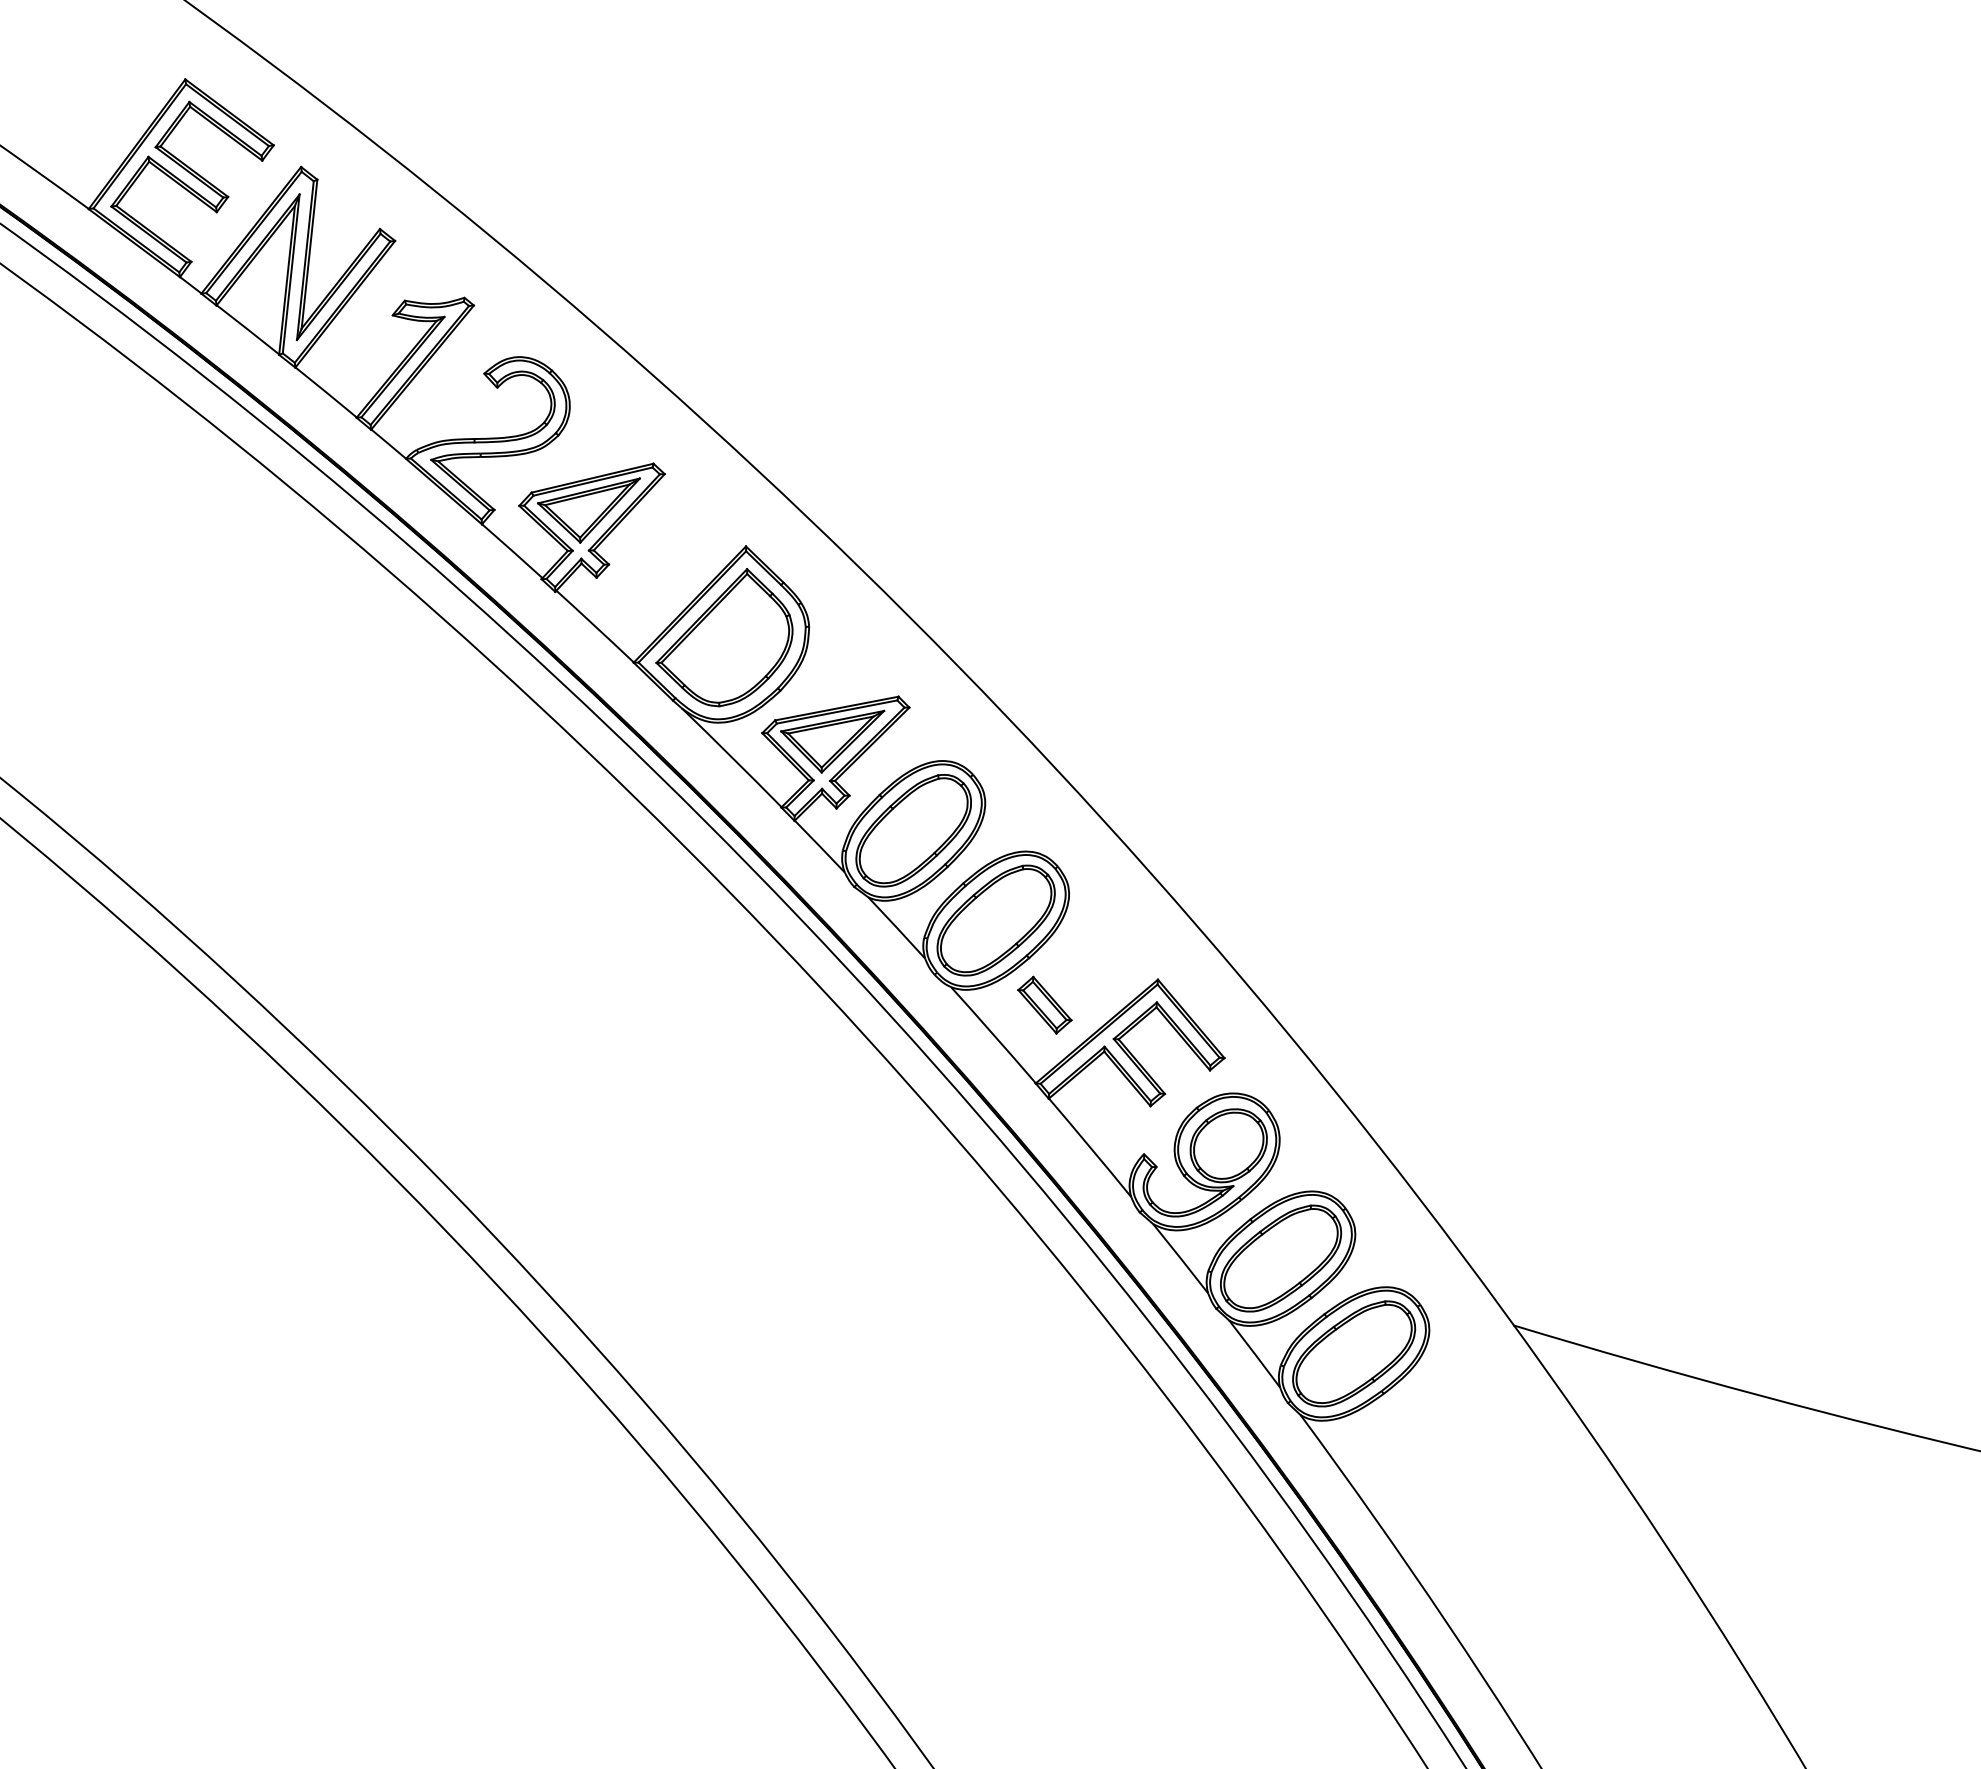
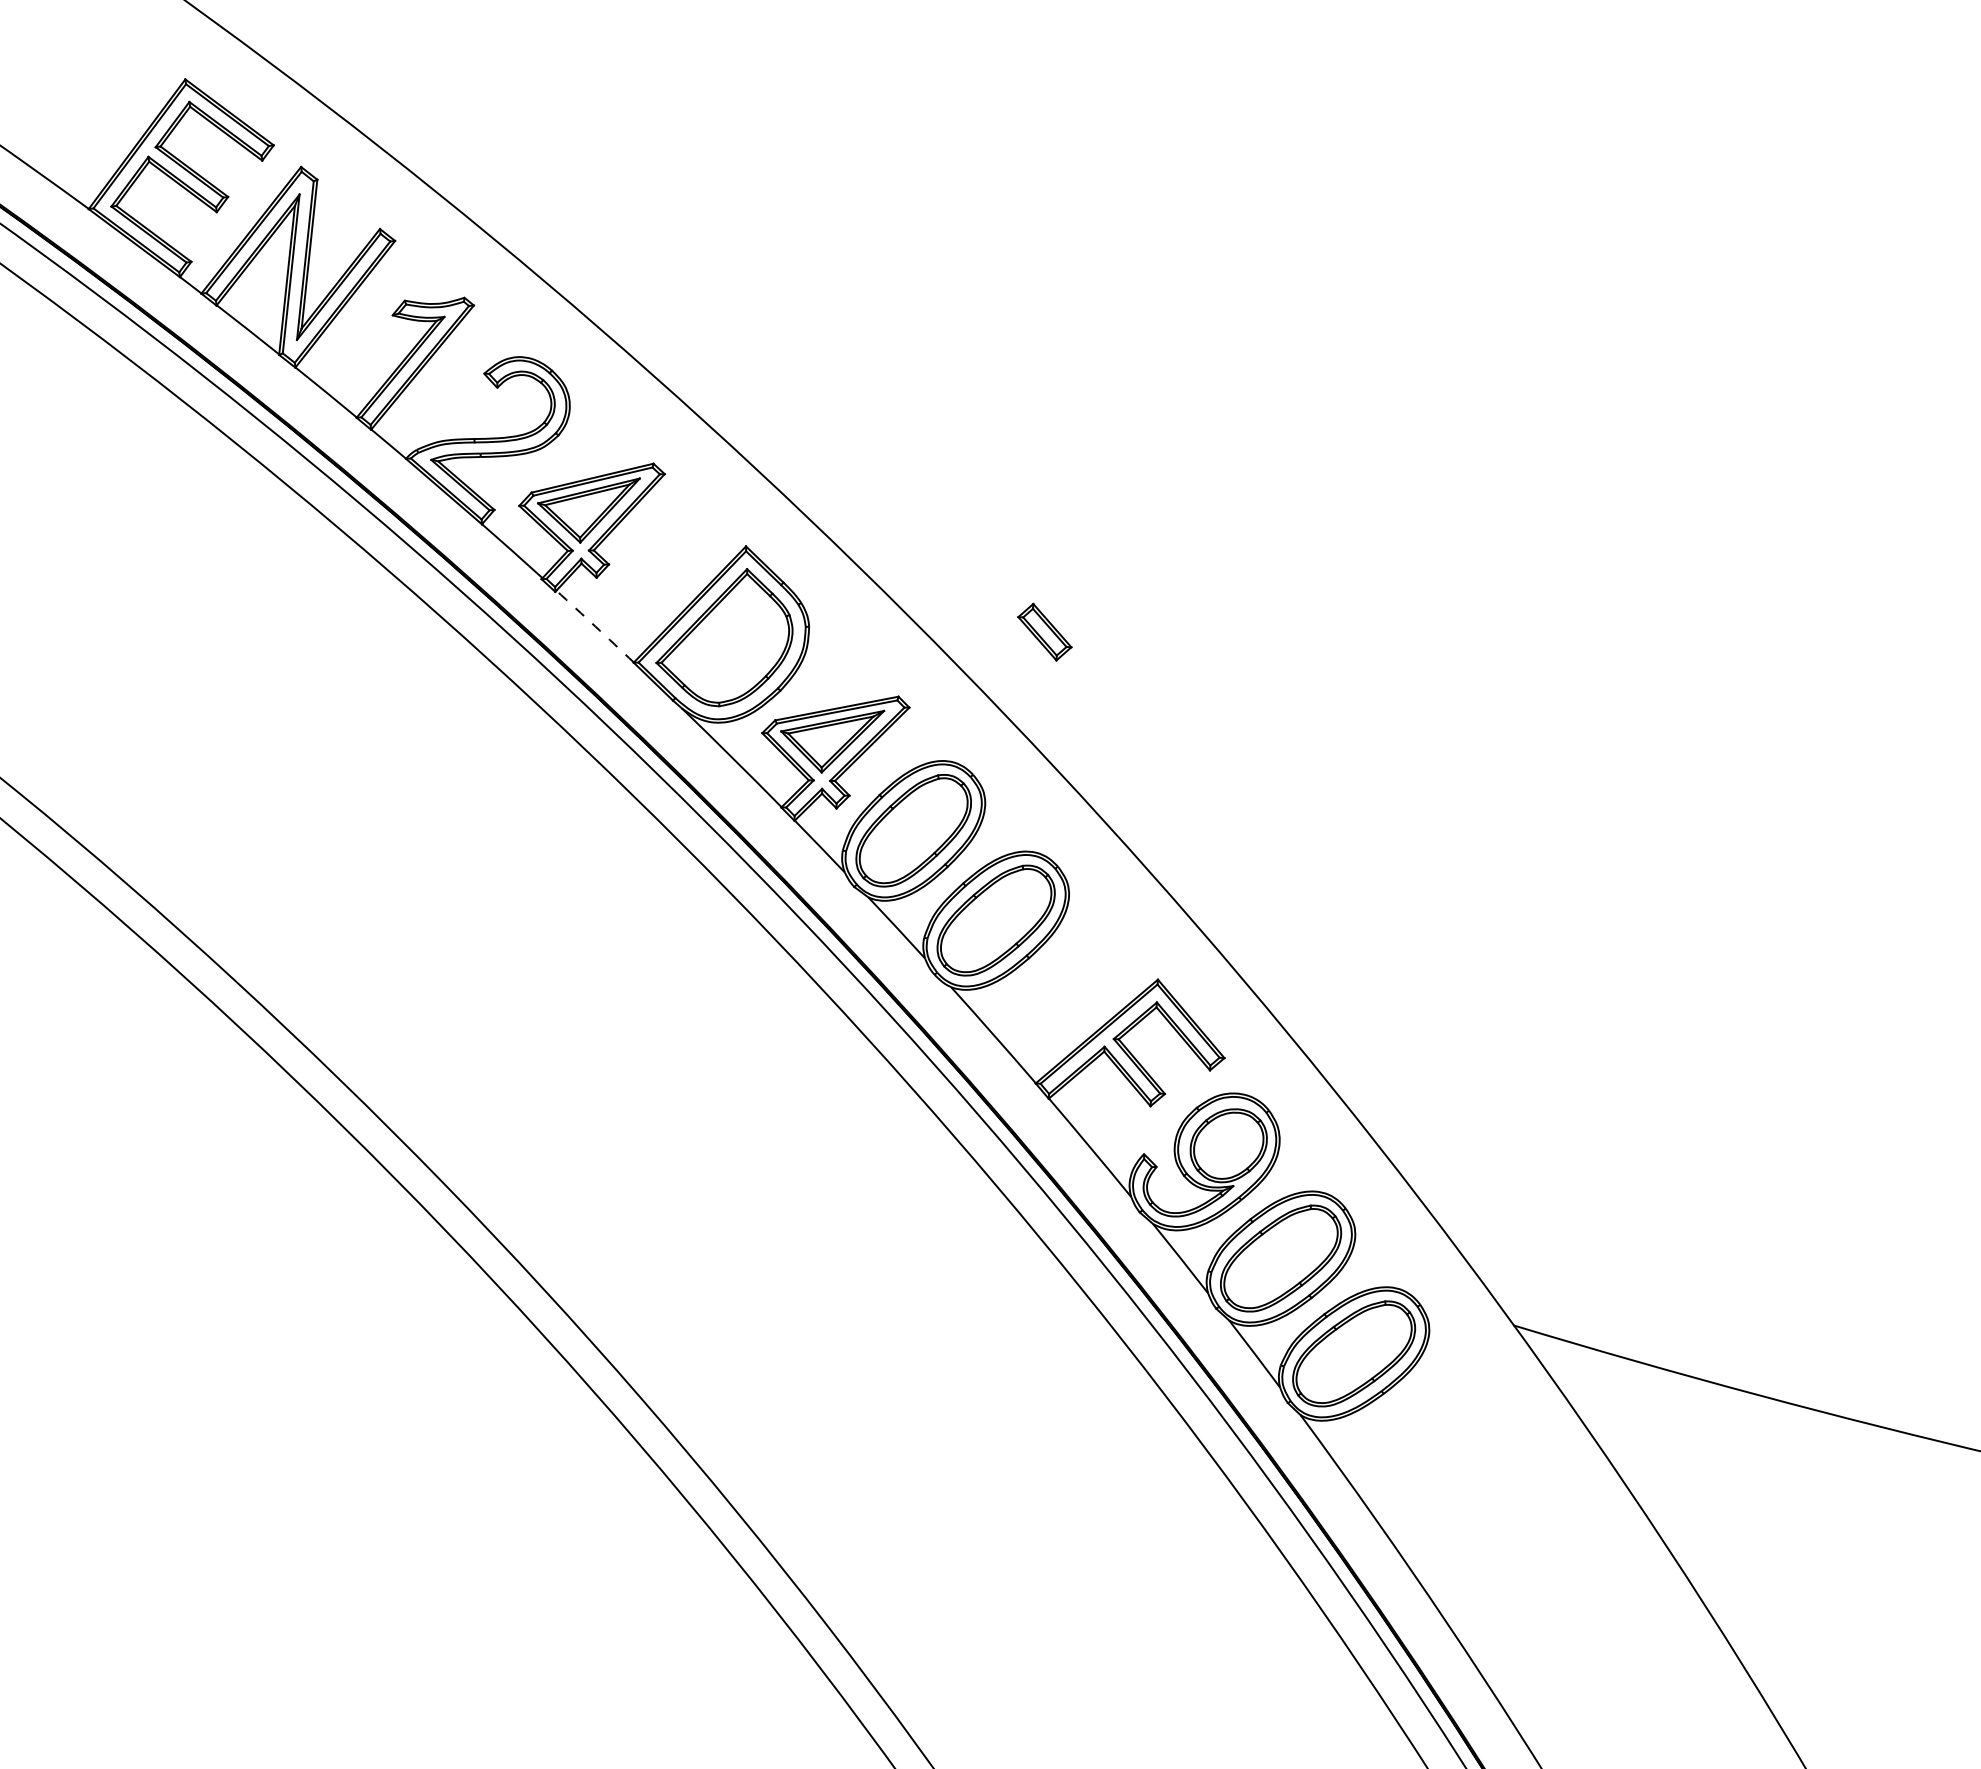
arc: solid -> dashed (595, 626)
part position: (1044, 1004) -> (1044, 631) (1044, 631)
